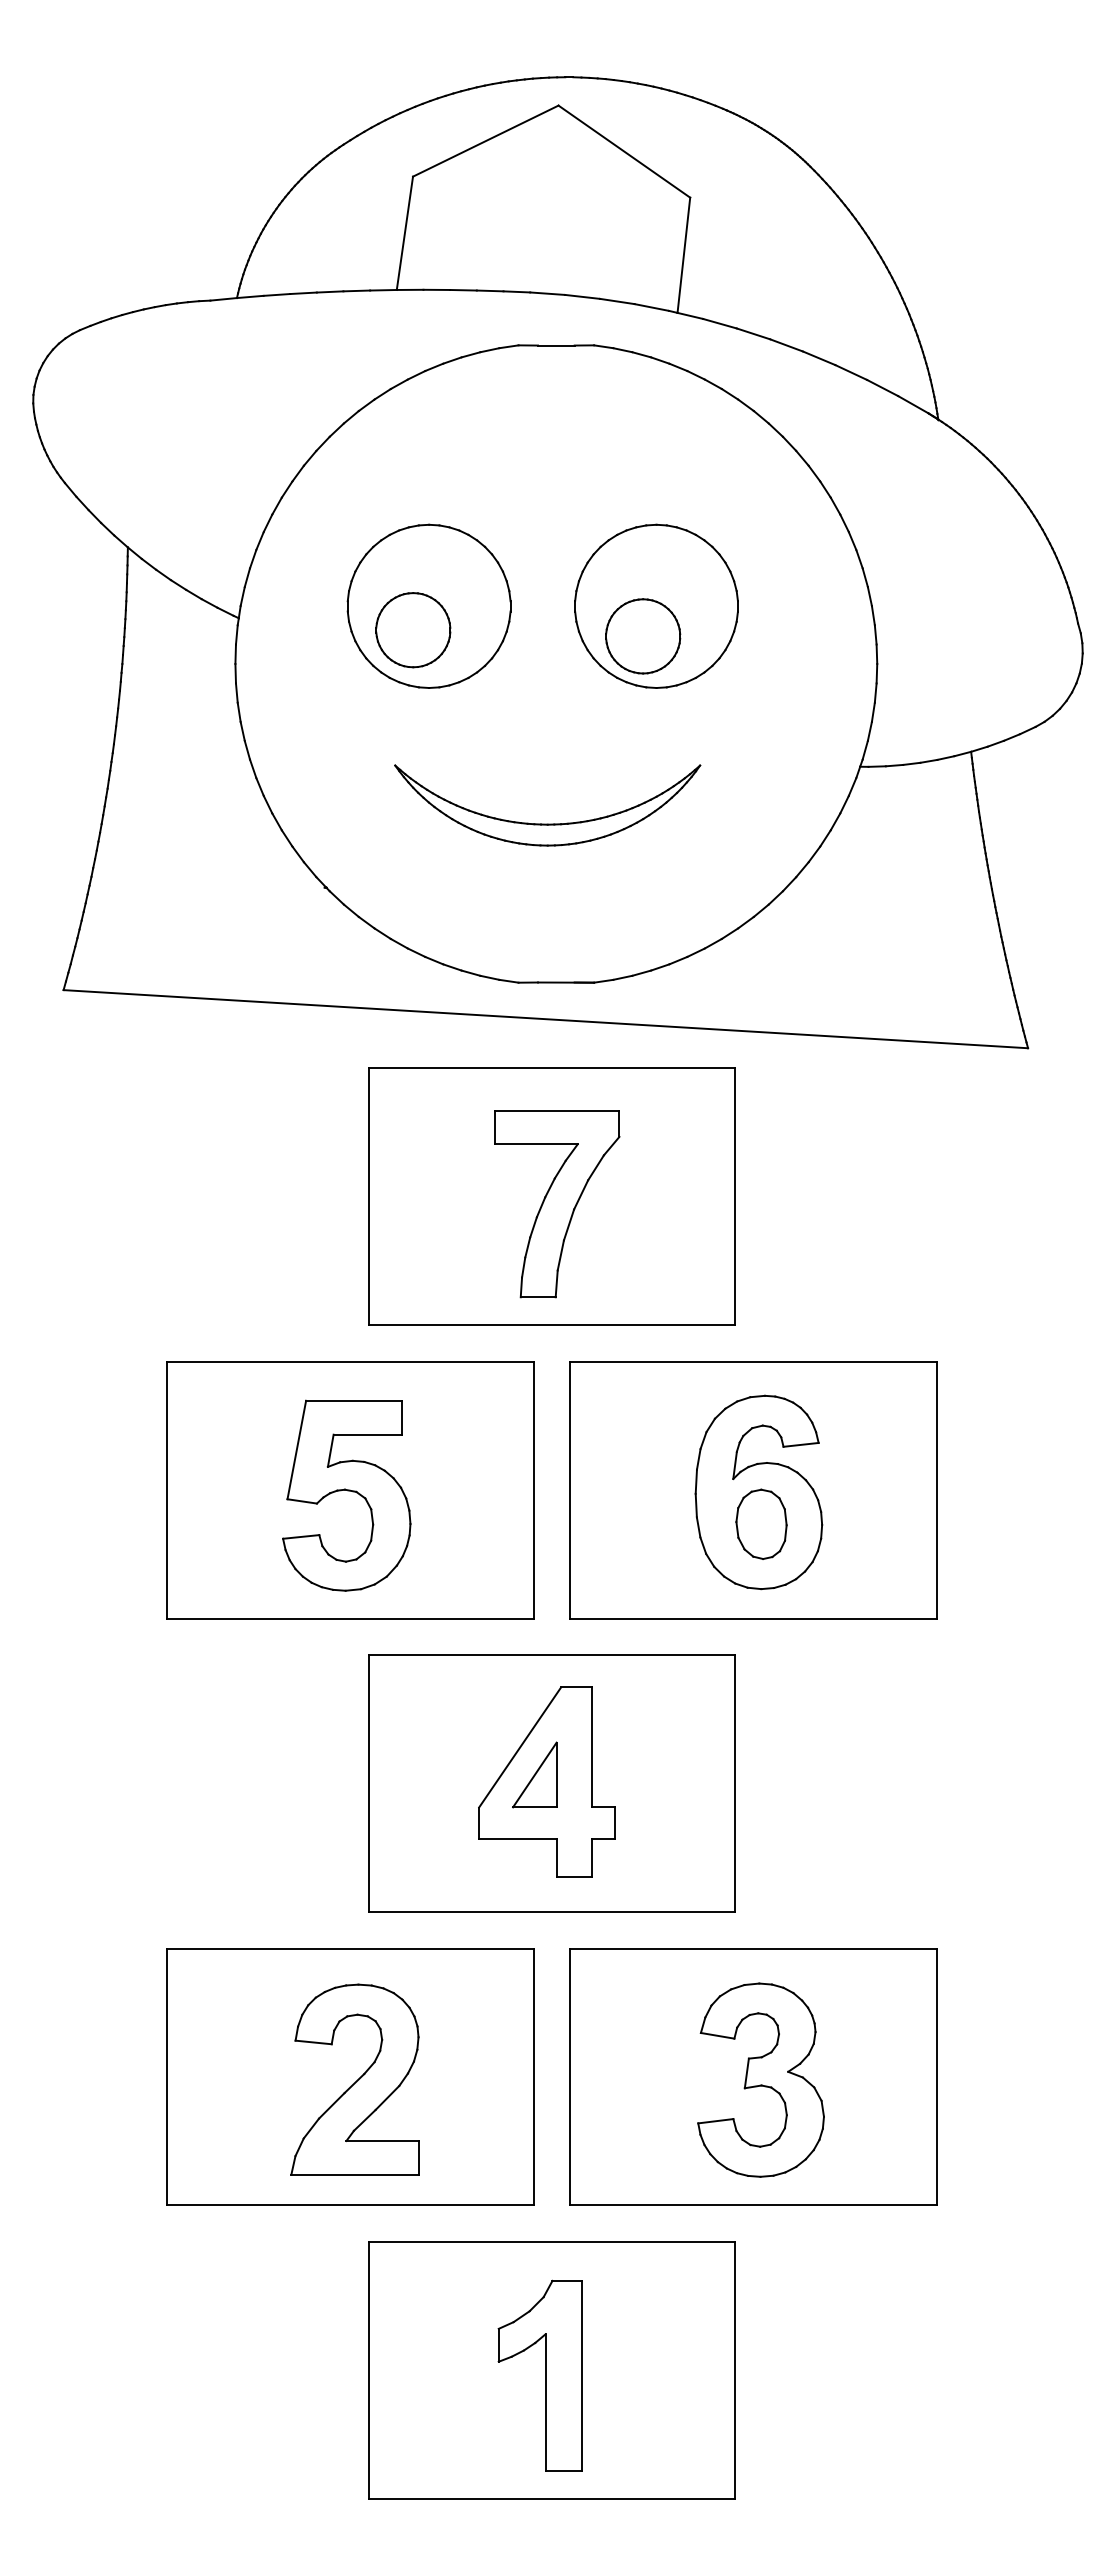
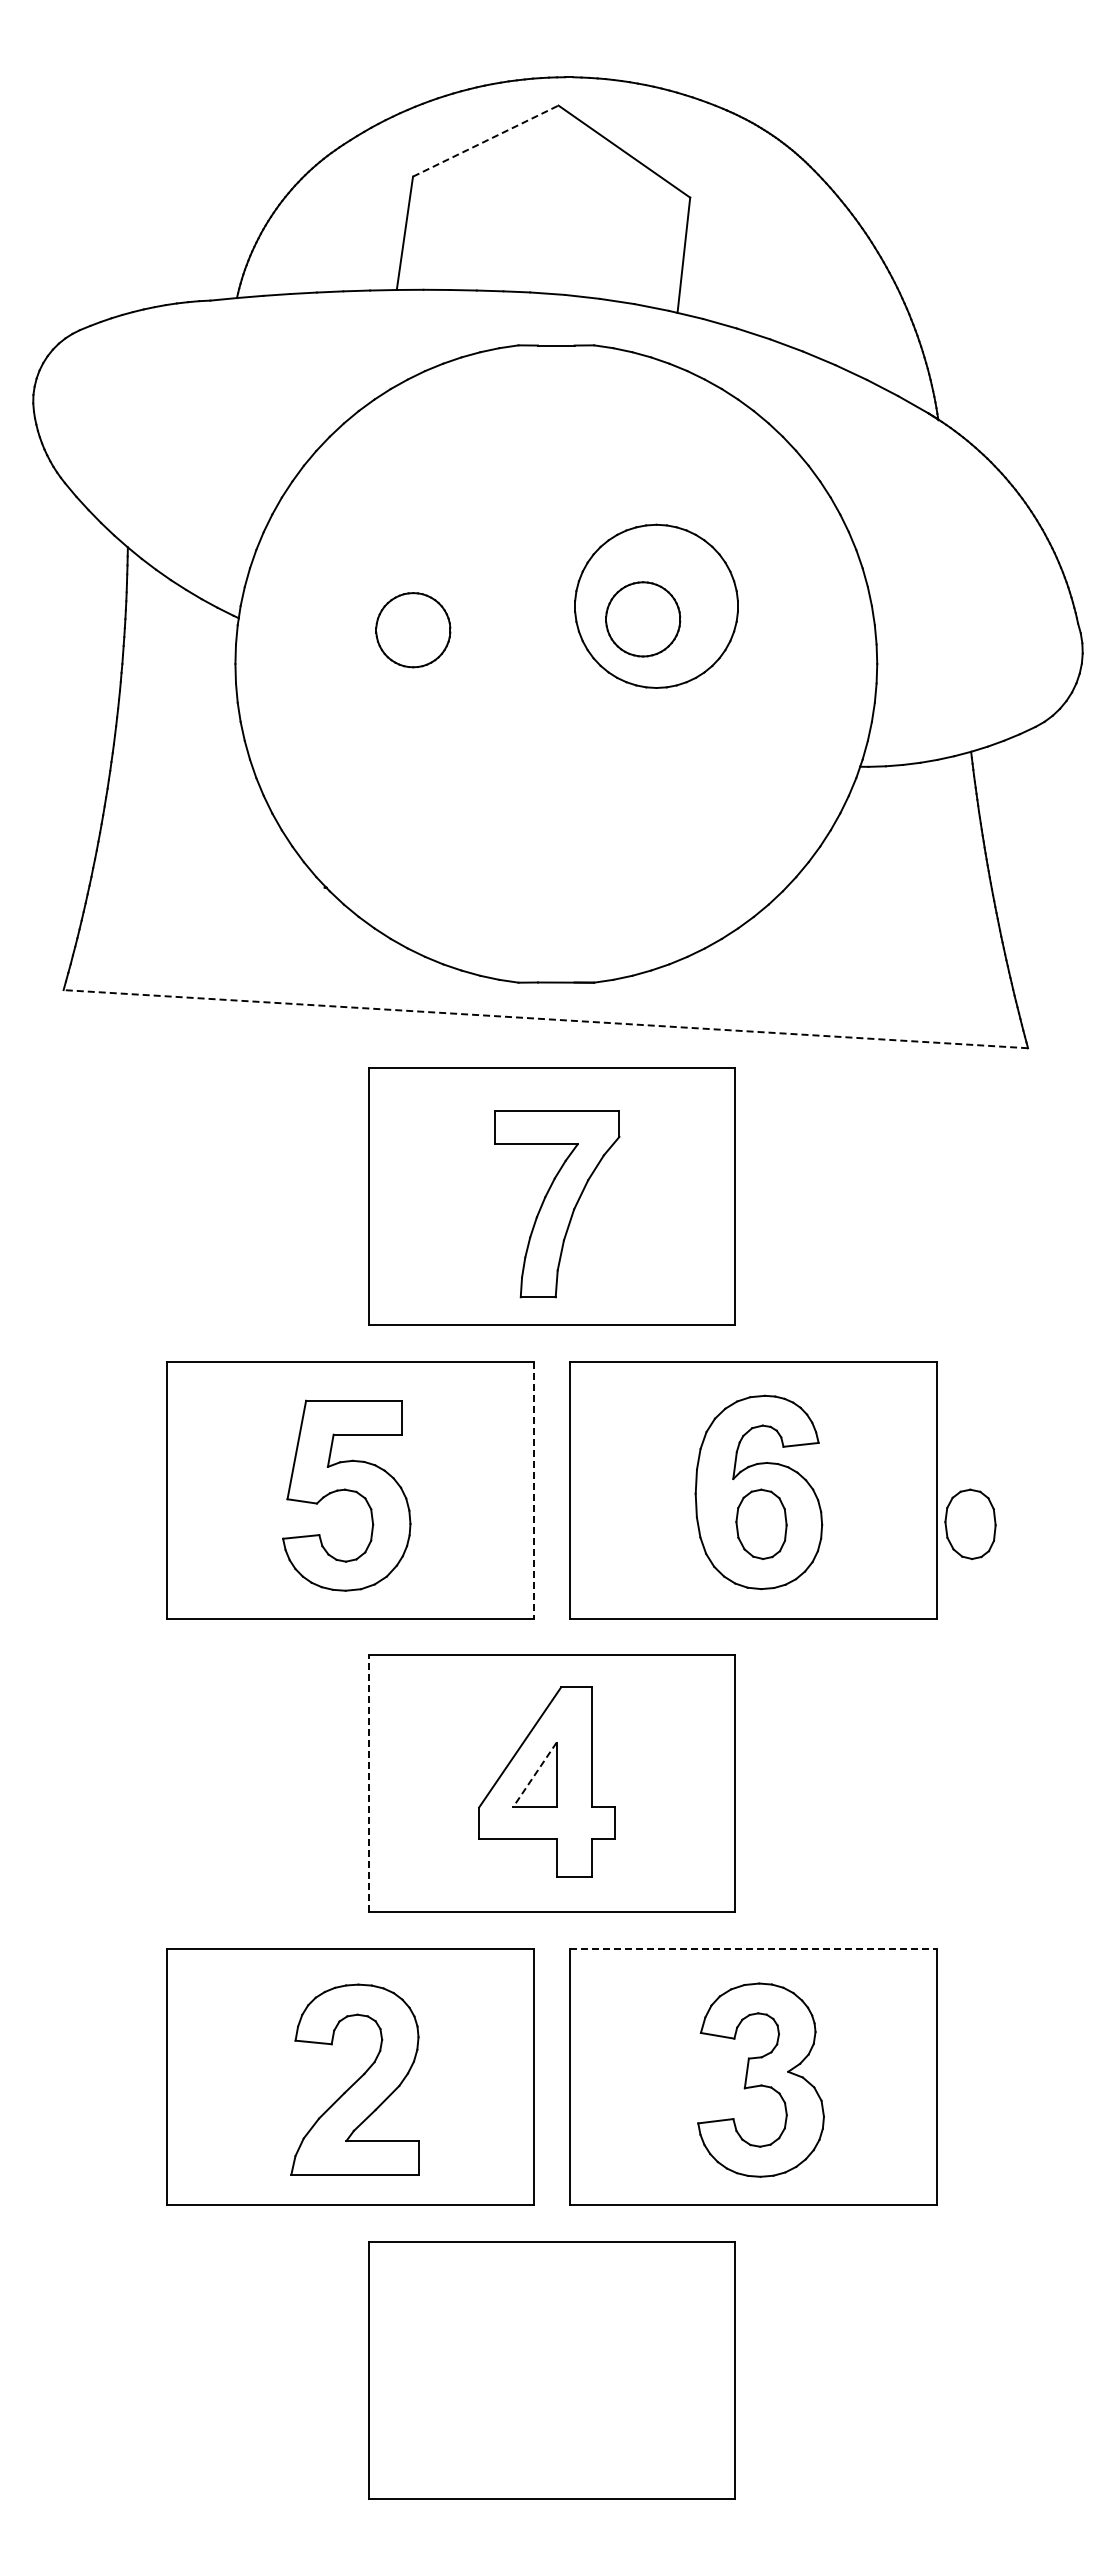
line: solid -> dashed (485, 141)
part: present -> none (428, 605)
part position: (643, 636) -> (643, 619) (643, 619)
part: present -> none (547, 823)
line: solid -> dashed (545, 1019)
line: solid -> dashed (533, 1490)
part: none -> present (970, 1523)
line: solid -> dashed (534, 1775)
line: solid -> dashed (368, 1783)
line: solid -> dashed (754, 1948)
part: present -> none (539, 2375)
